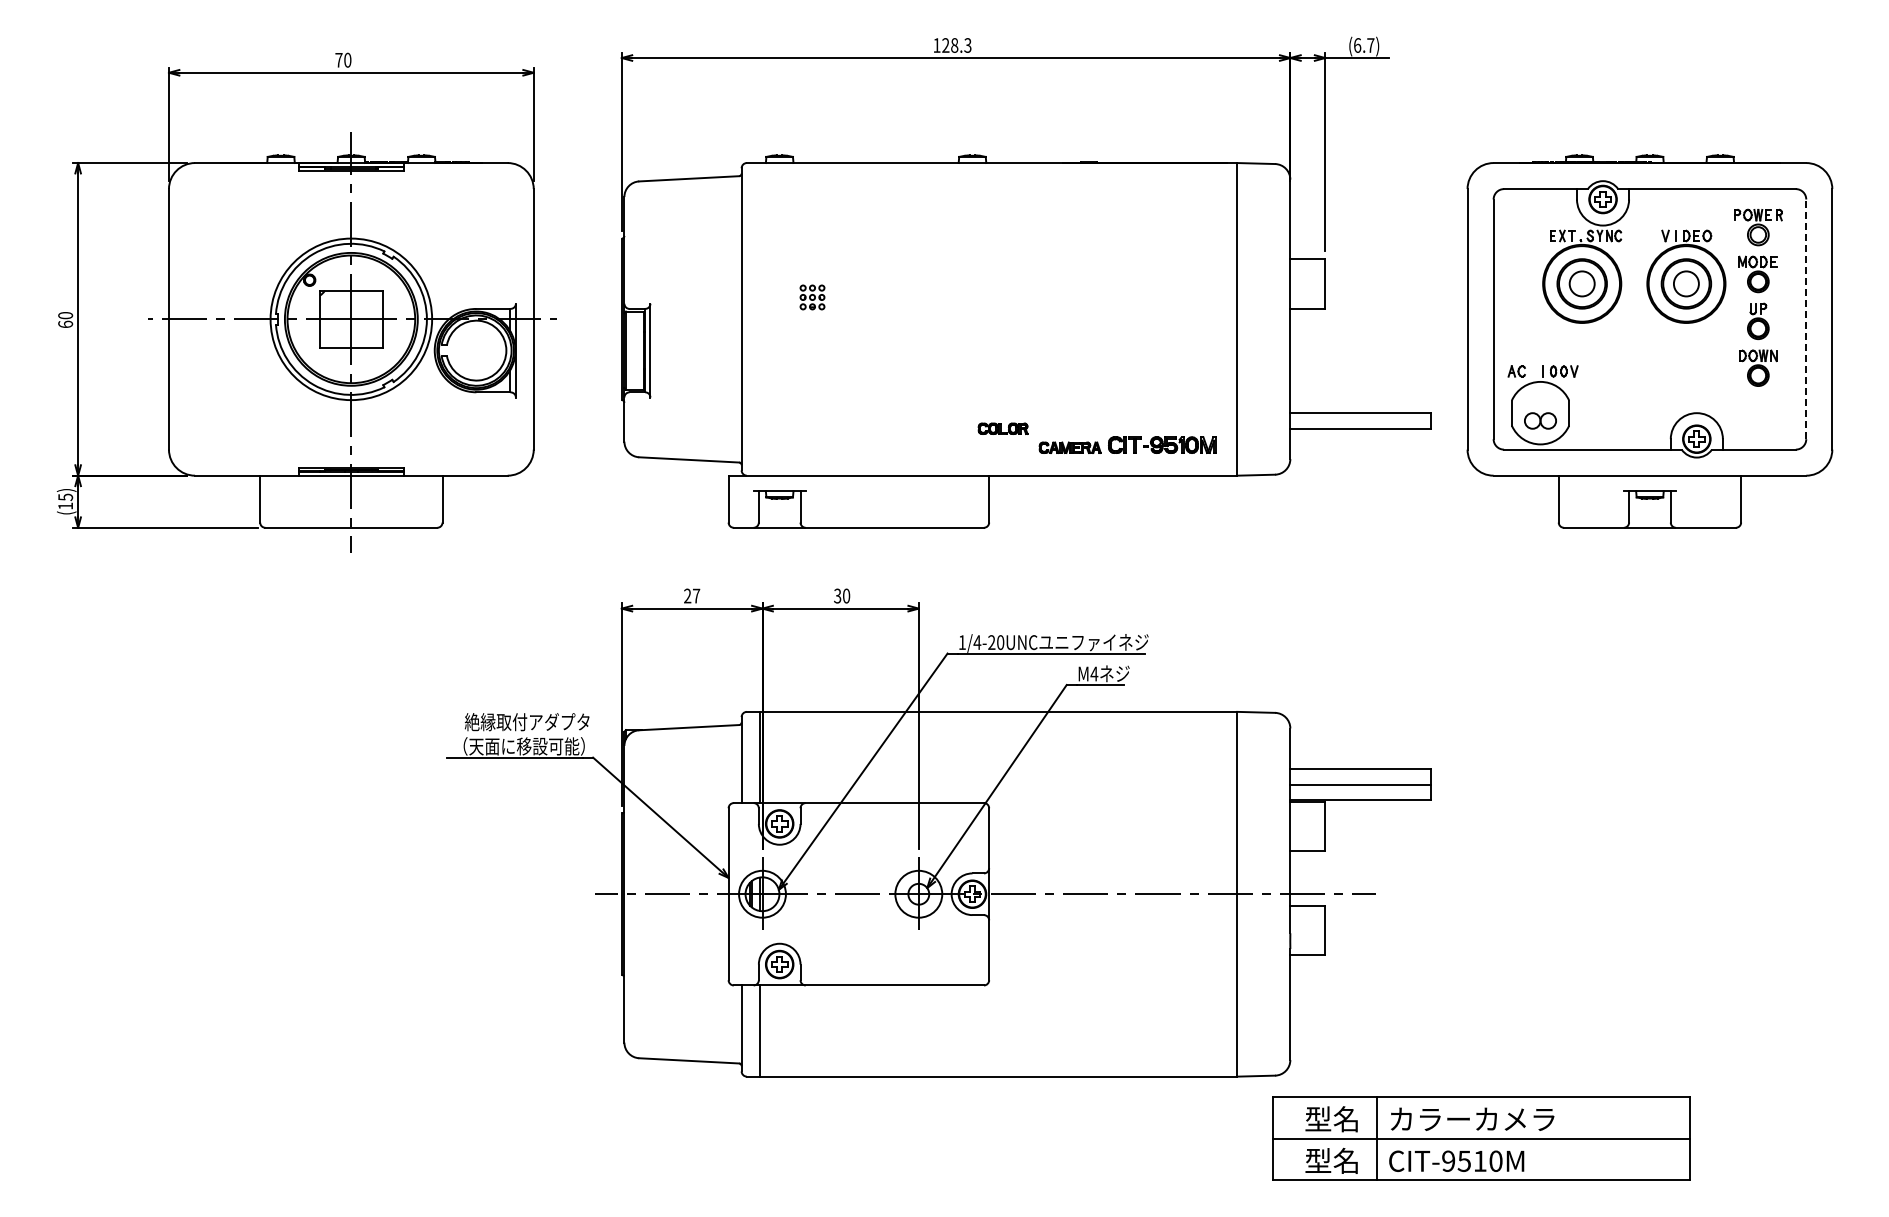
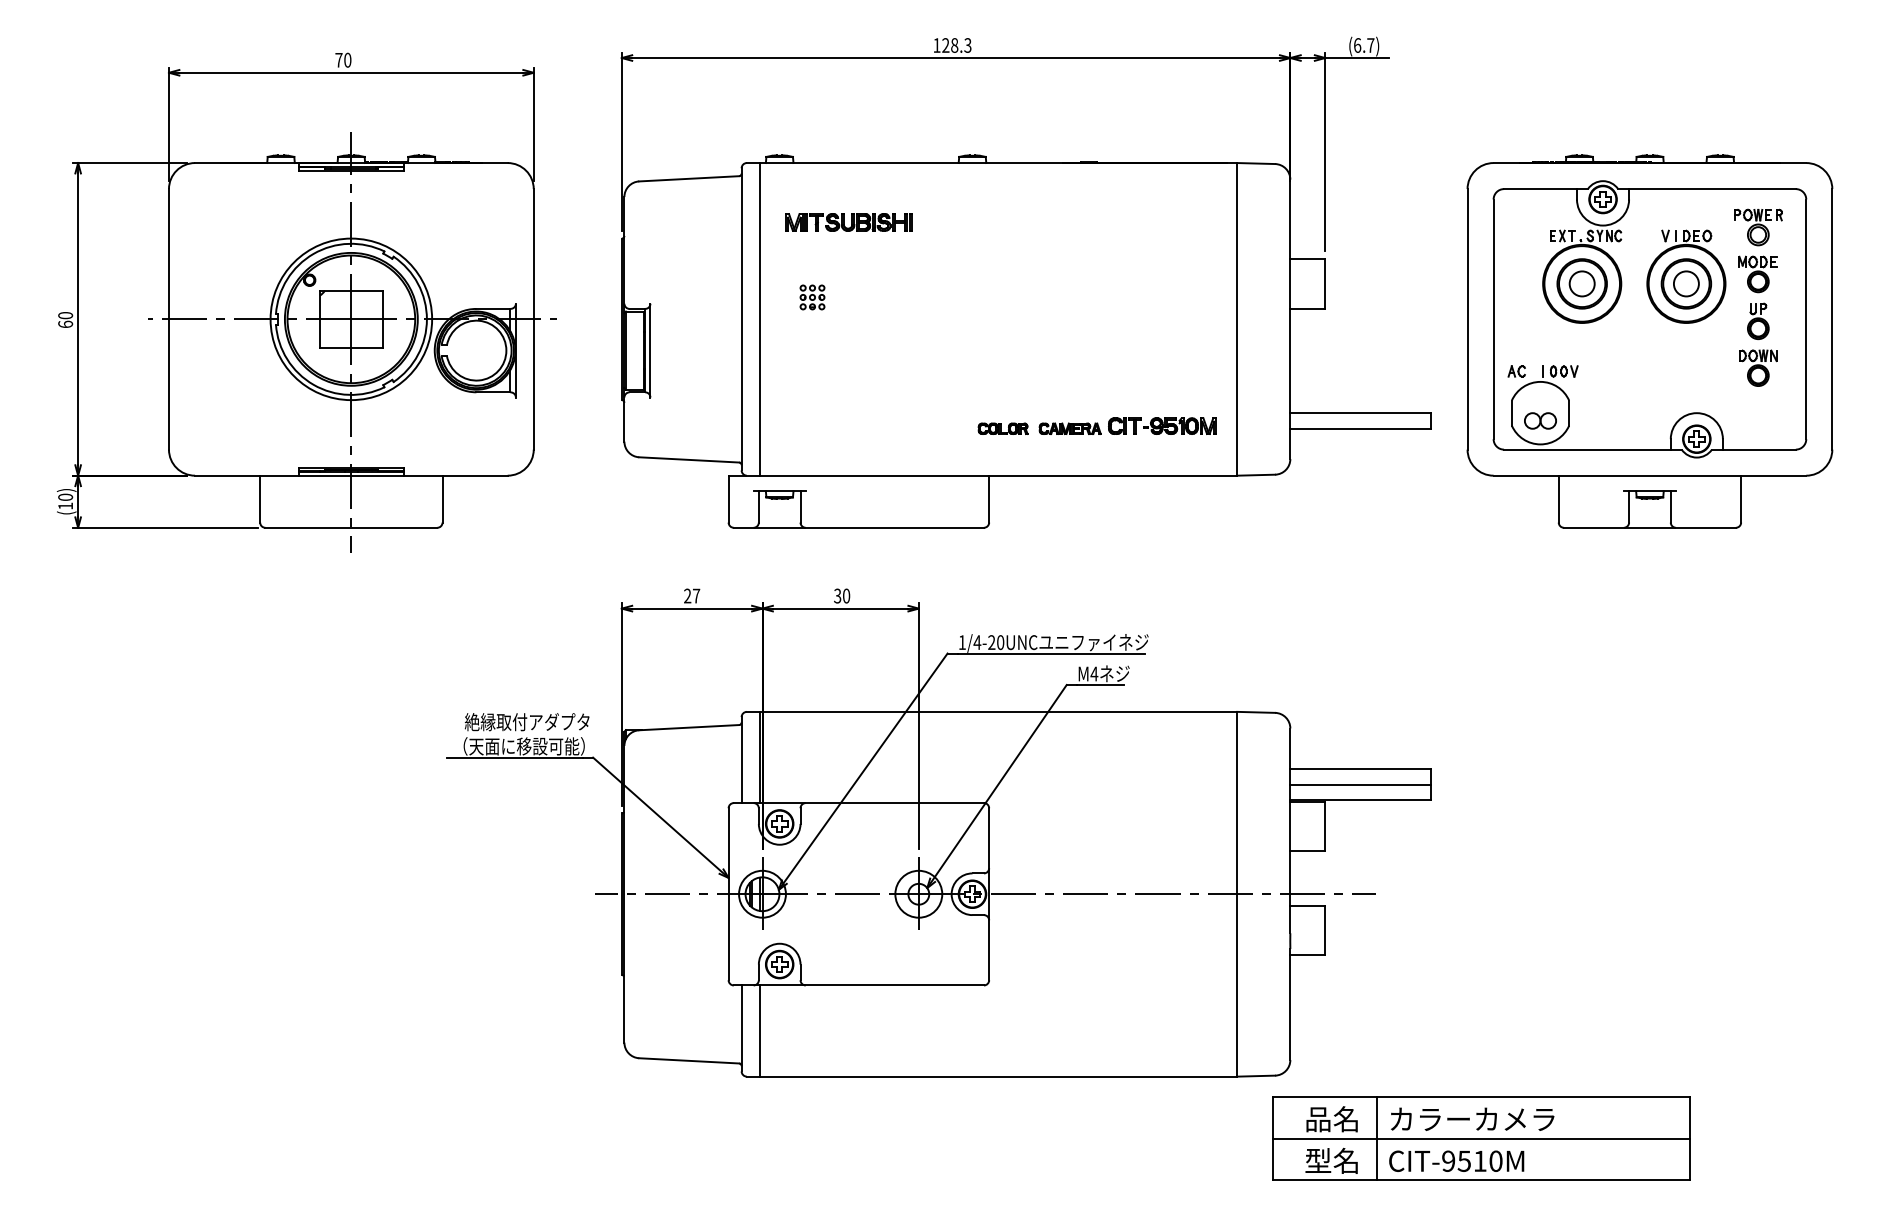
part: none -> present (848, 222)
line: none -> present (759, 319)
line: dashed -> solid (1806, 319)
part position: (1127, 444) -> (1127, 425) (1127, 425)
text: (15) -> (10) (65, 497)
text: 型名 -> 品名 (1318, 1119)
